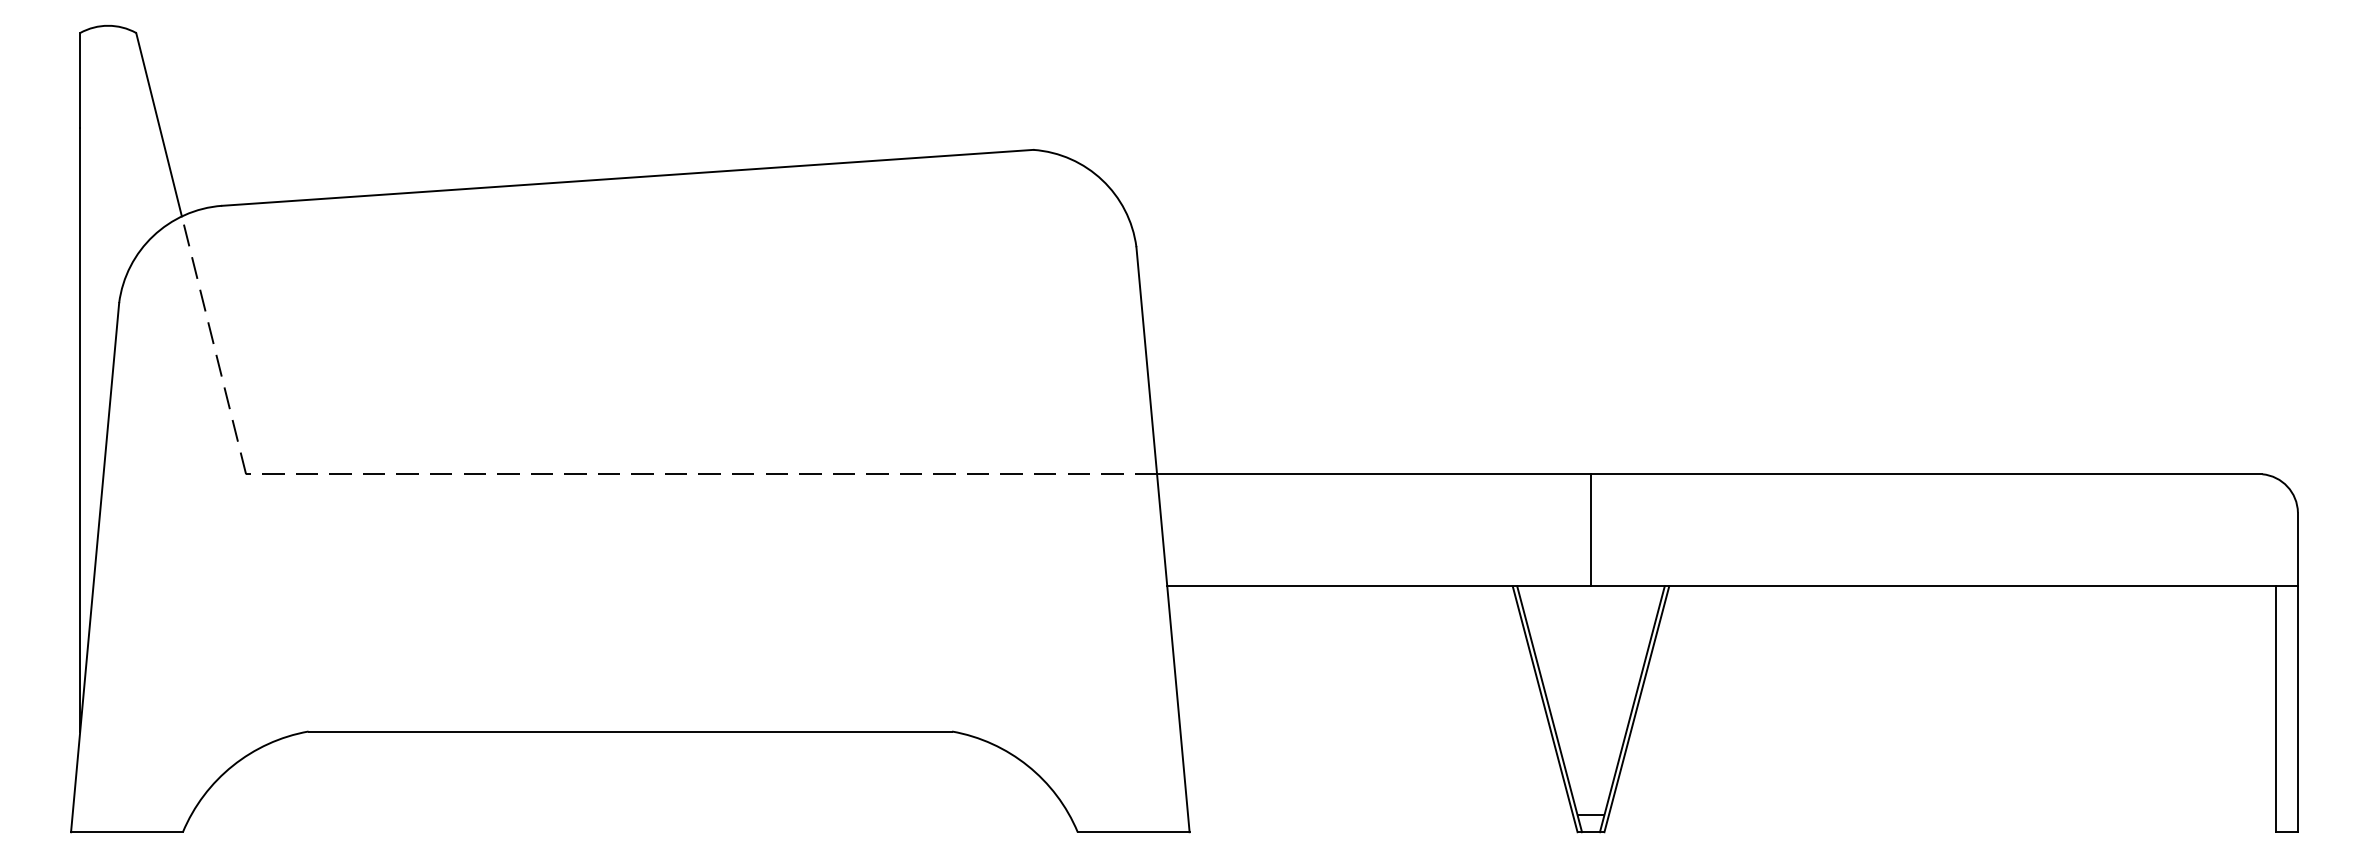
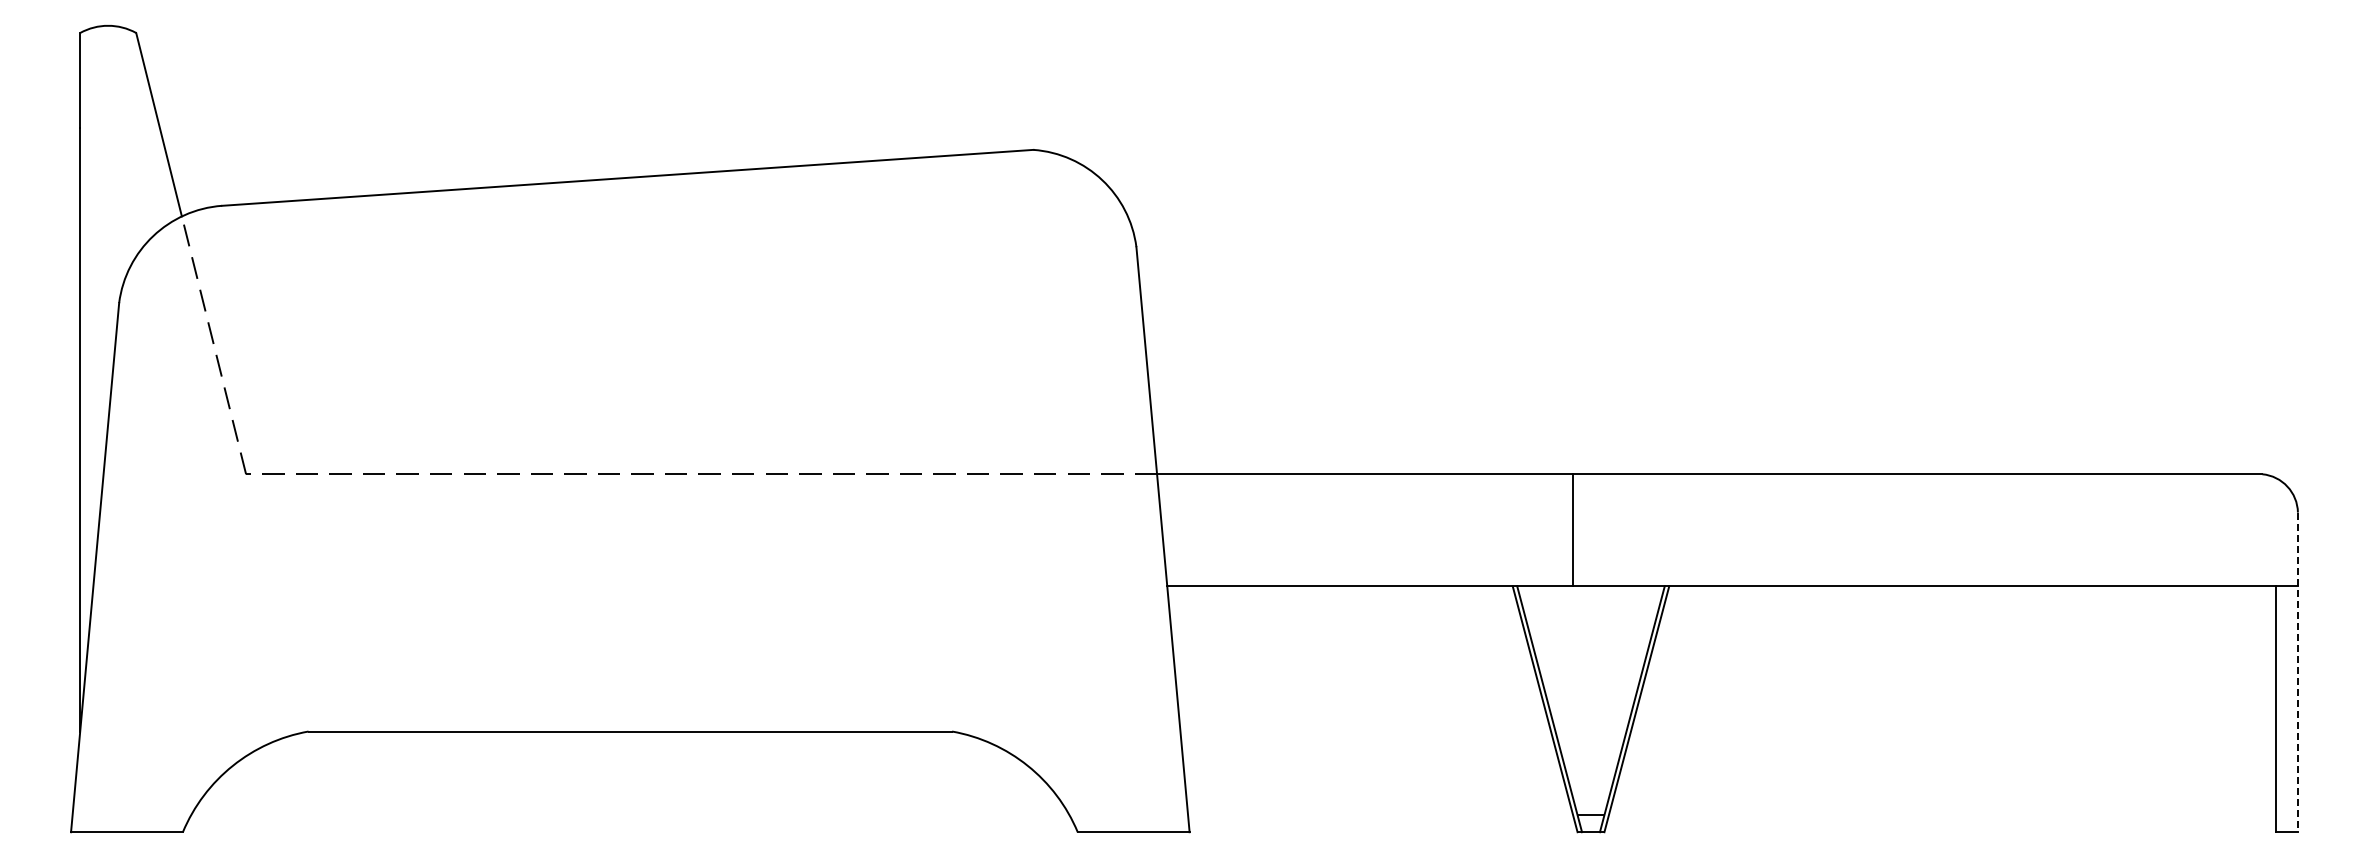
line position: (1591, 530) -> (1573, 530) (1573, 530)
line: solid -> dashed (2297, 672)
